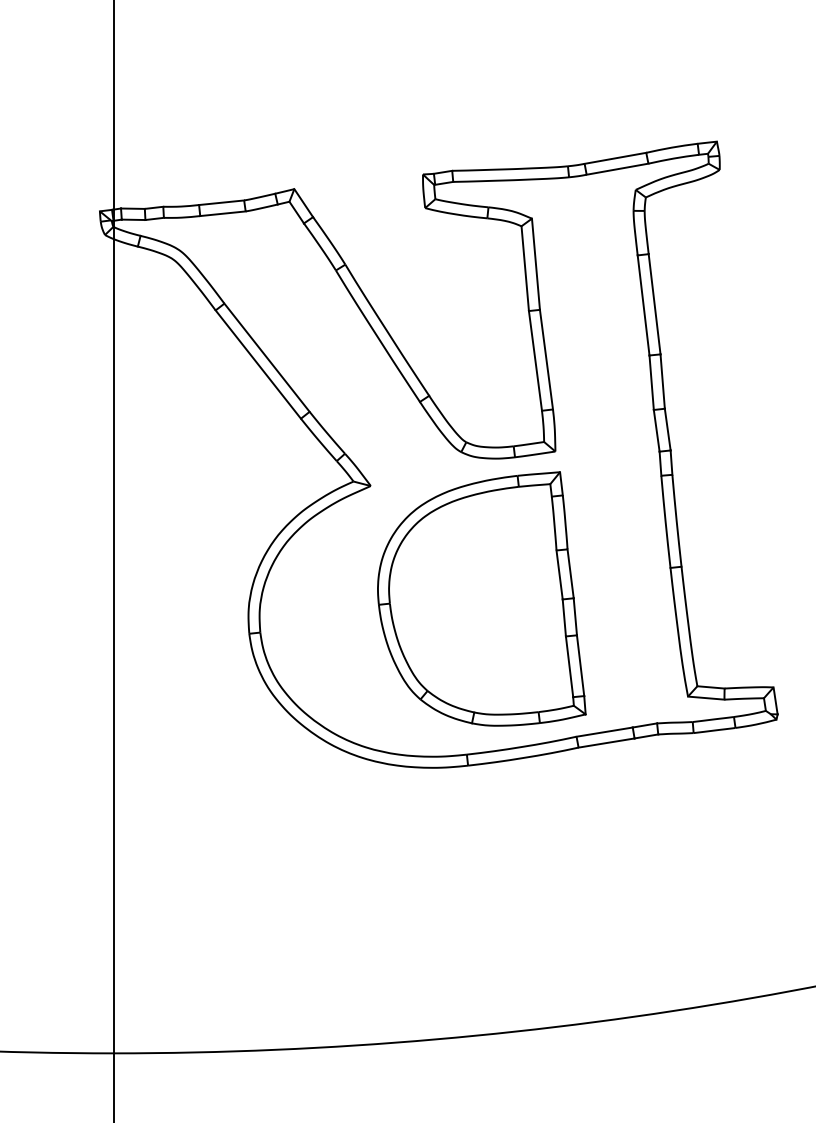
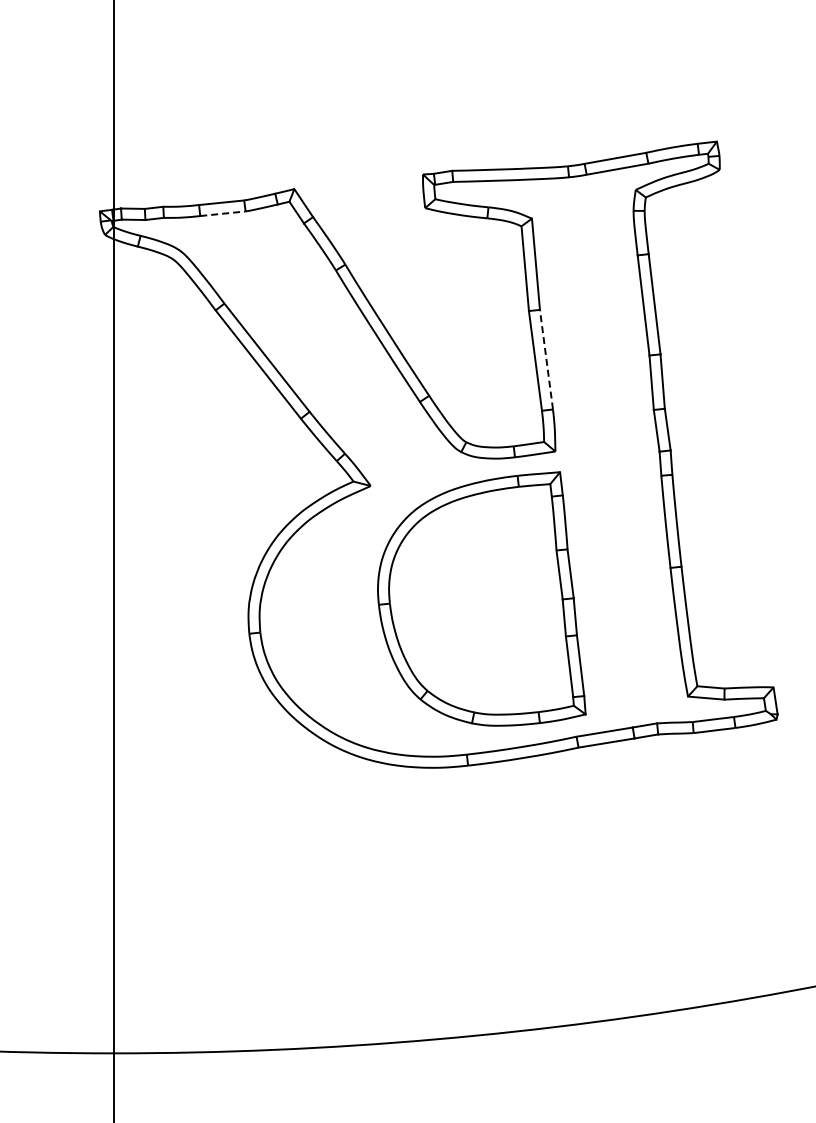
line: solid -> dashed (222, 213)
line: solid -> dashed (546, 359)
